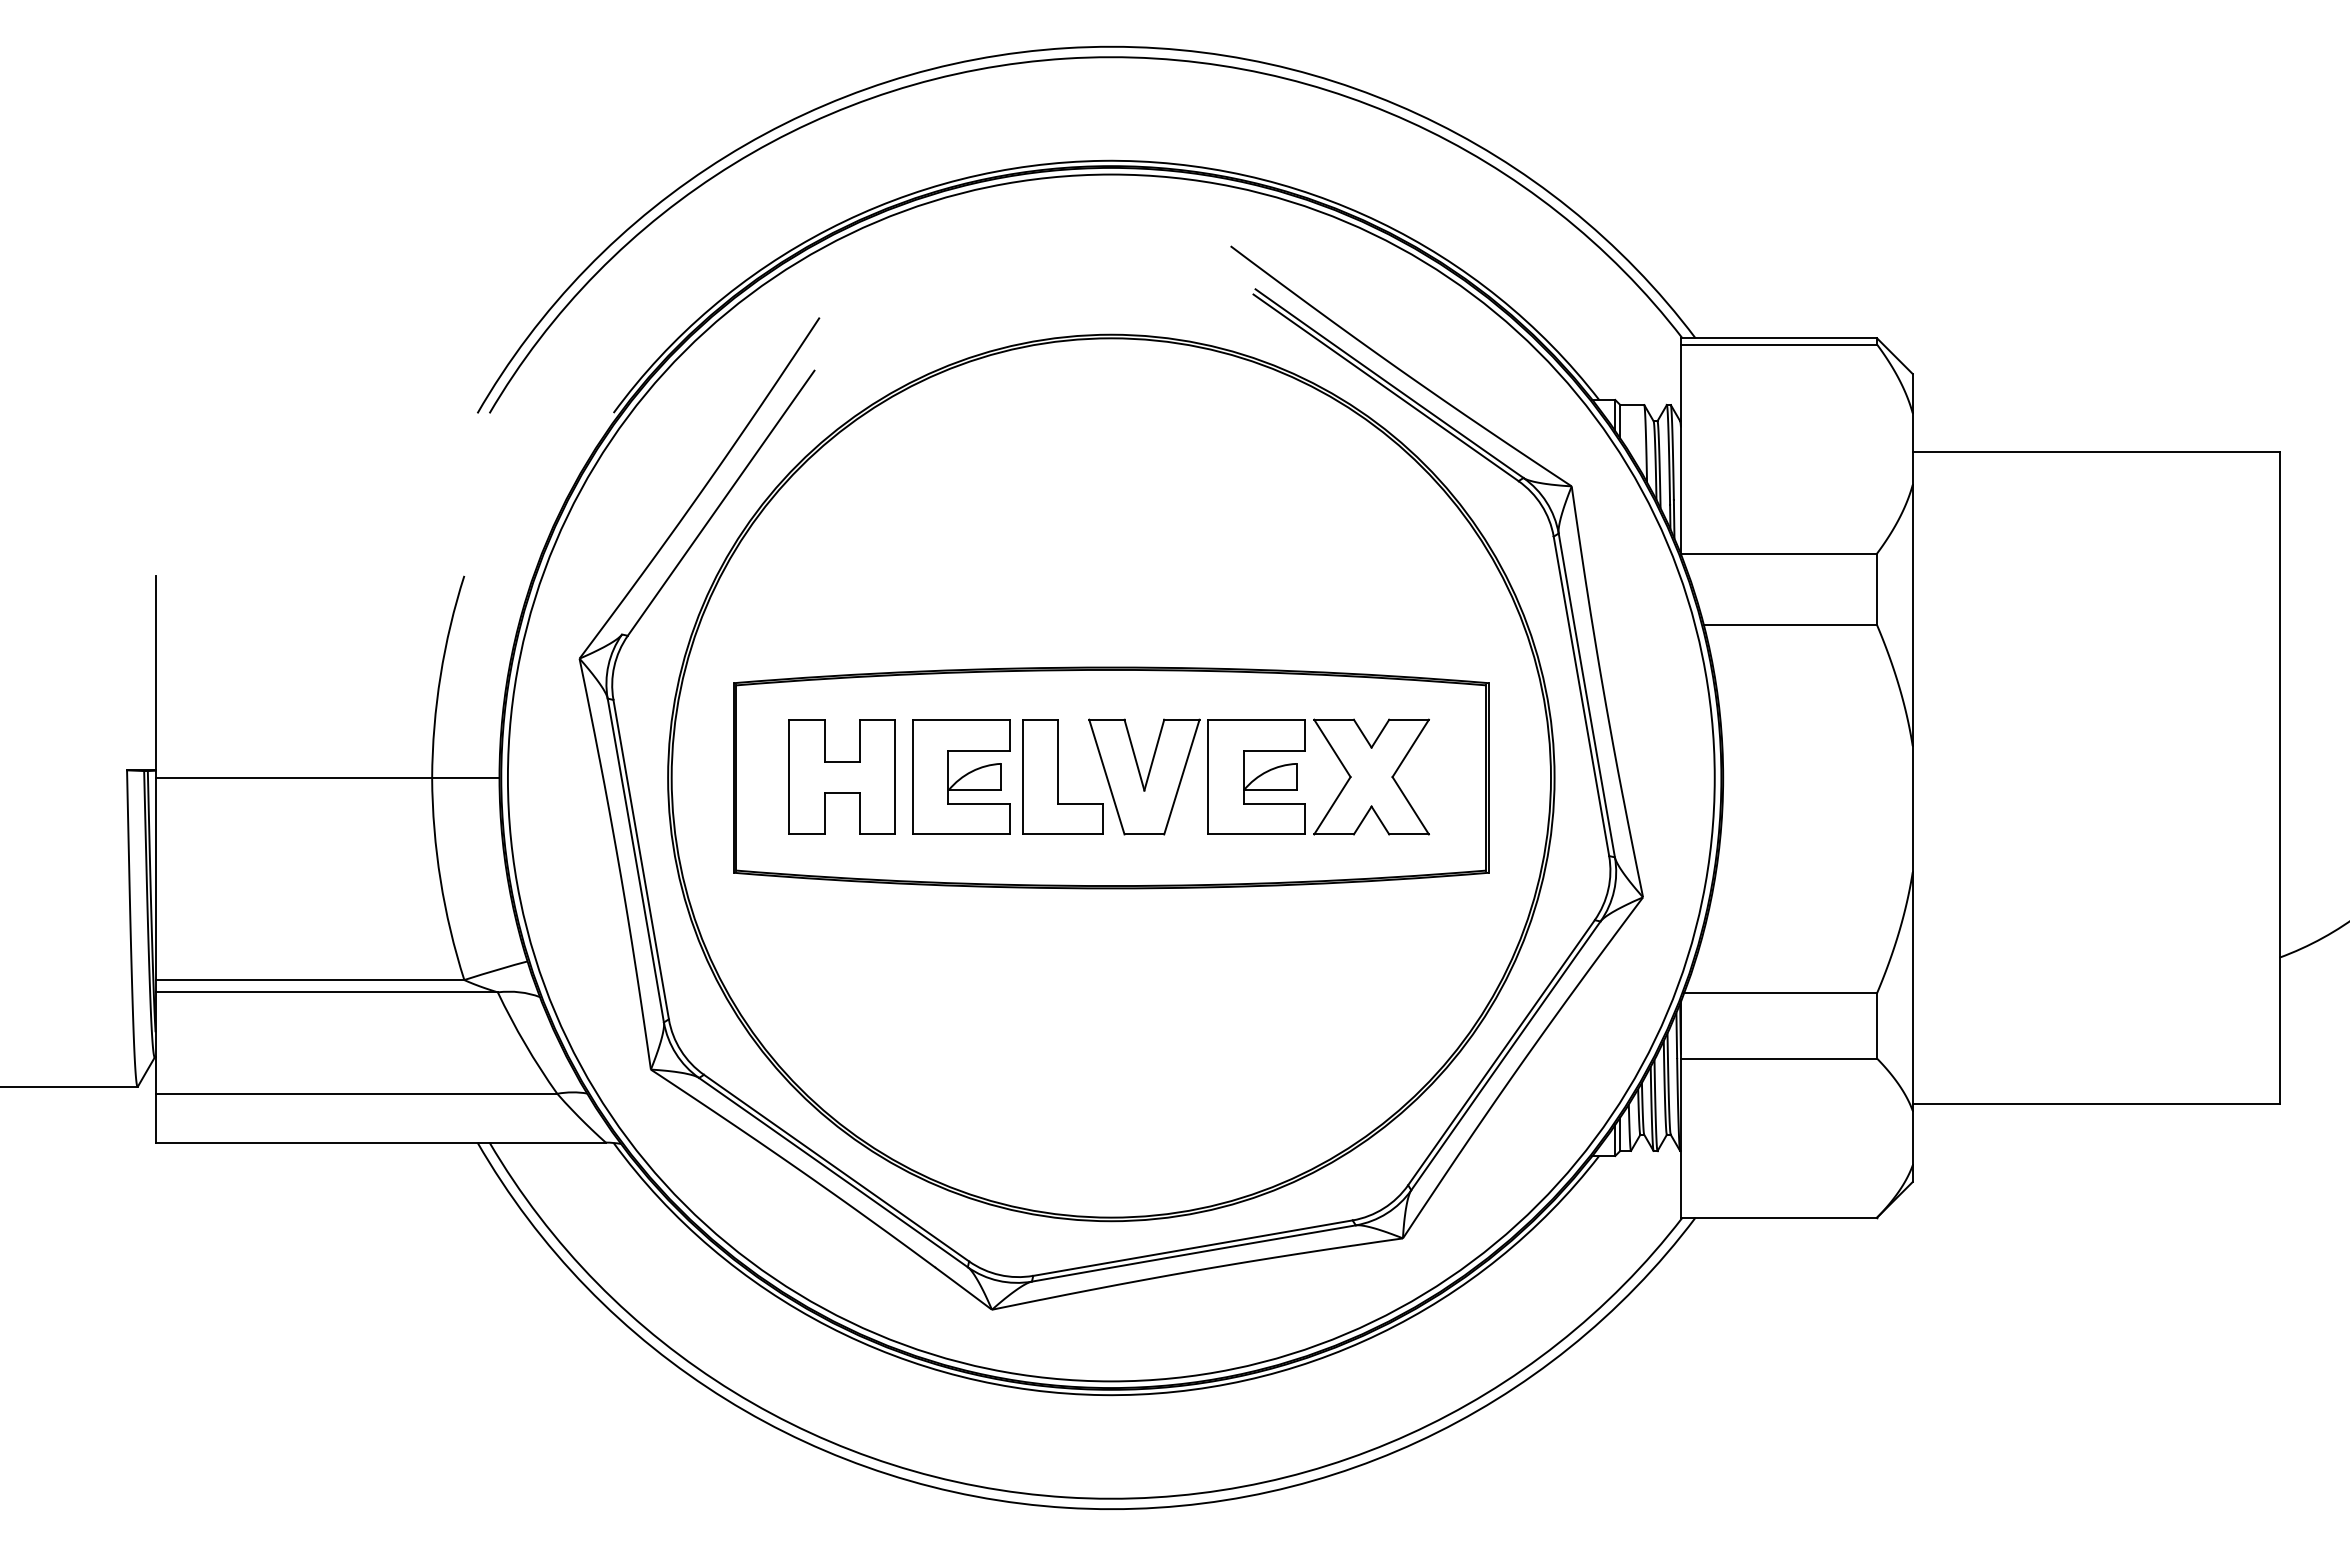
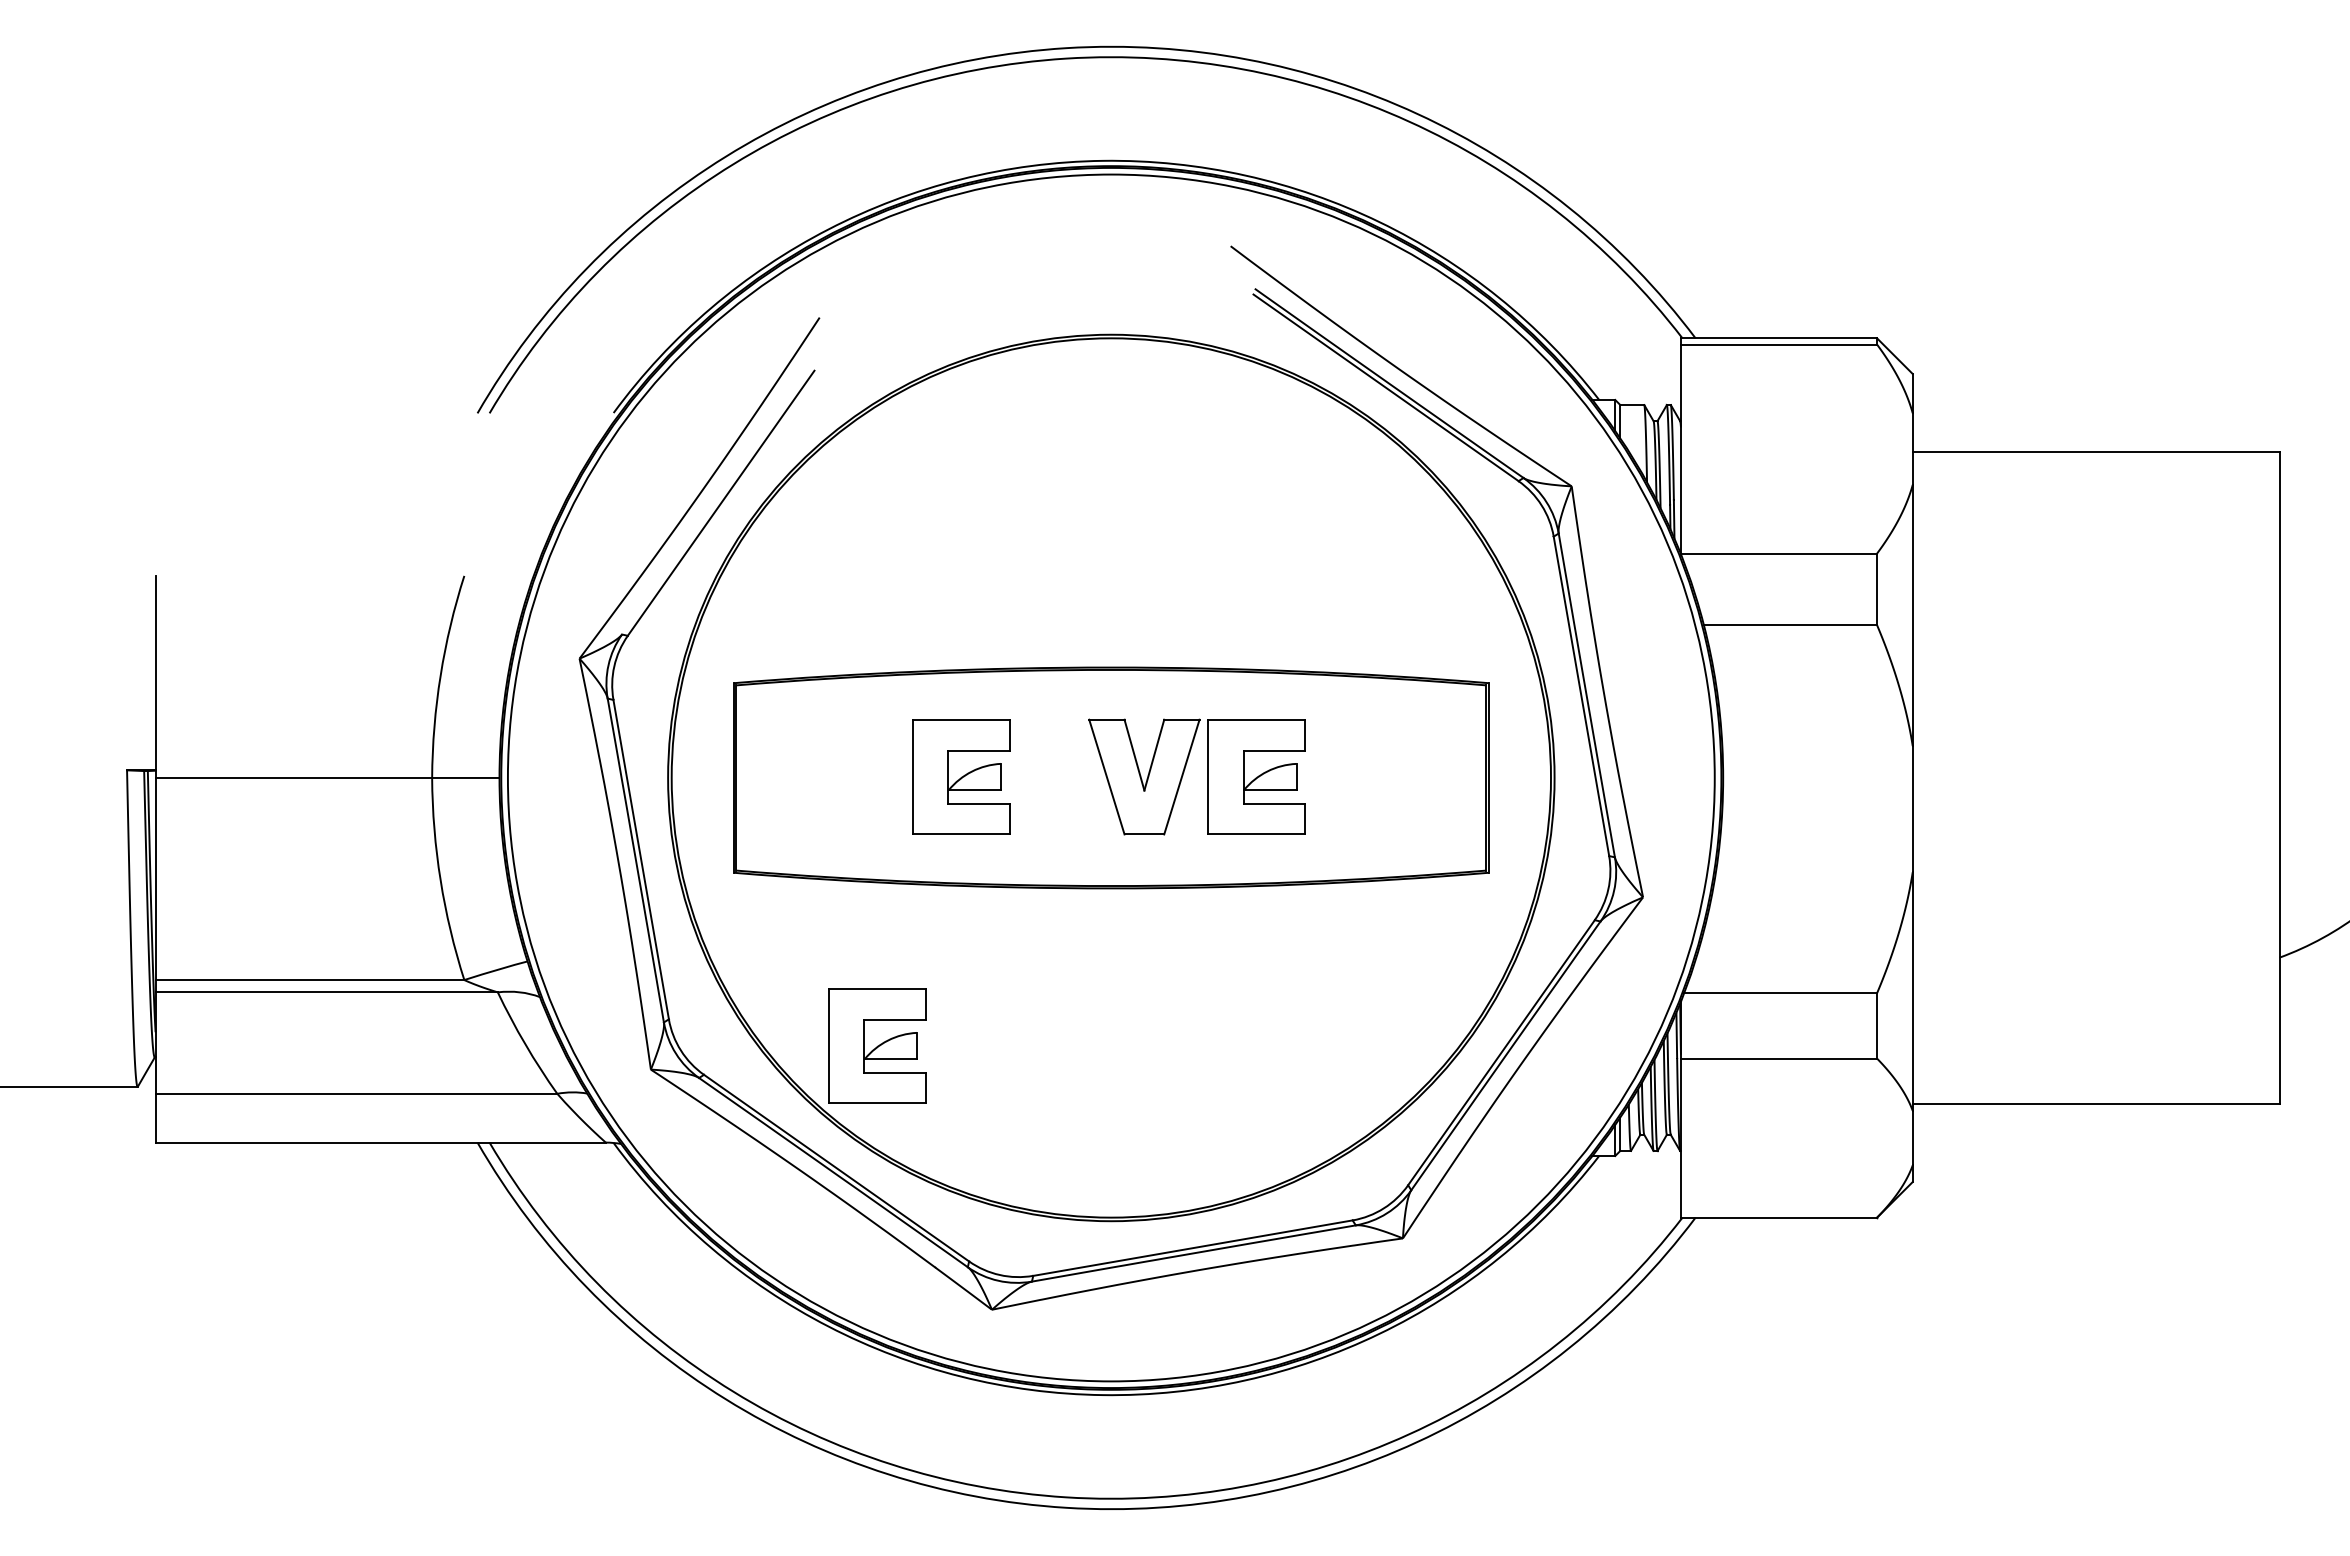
part: present -> none (841, 776)
part: present -> none (1062, 776)
part: present -> none (1371, 776)
part: none -> present (877, 1045)
